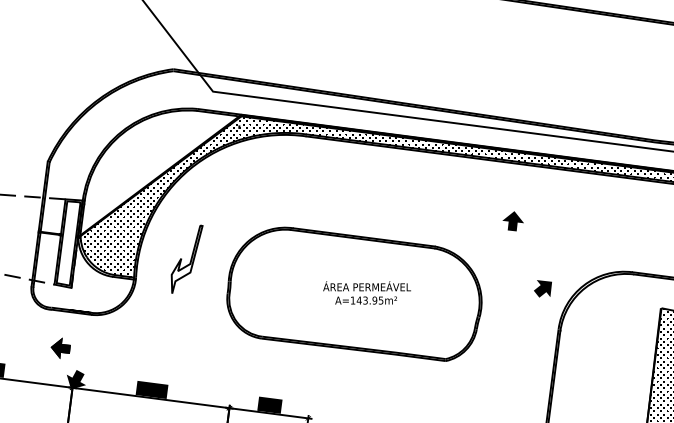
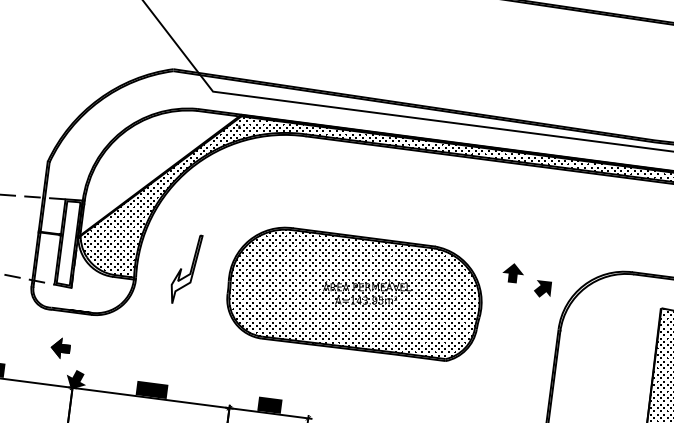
part position: (512, 221) -> (512, 273) (512, 273)
part position: (186, 258) -> (186, 268) (186, 268)
hatch: none -> present (354, 293)
